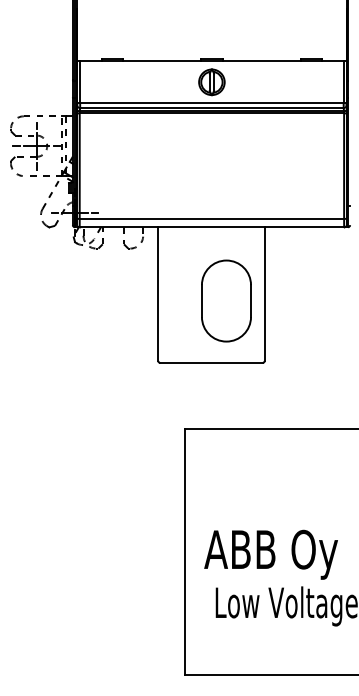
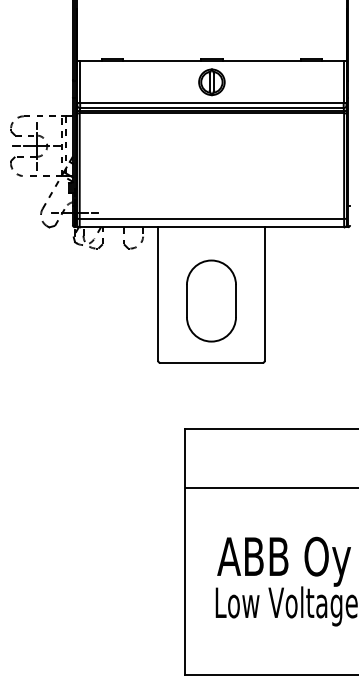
part position: (226, 300) -> (211, 300) (211, 300)
line: none -> present (270, 488)
text position: (270, 554) -> (283, 561) (283, 561)
